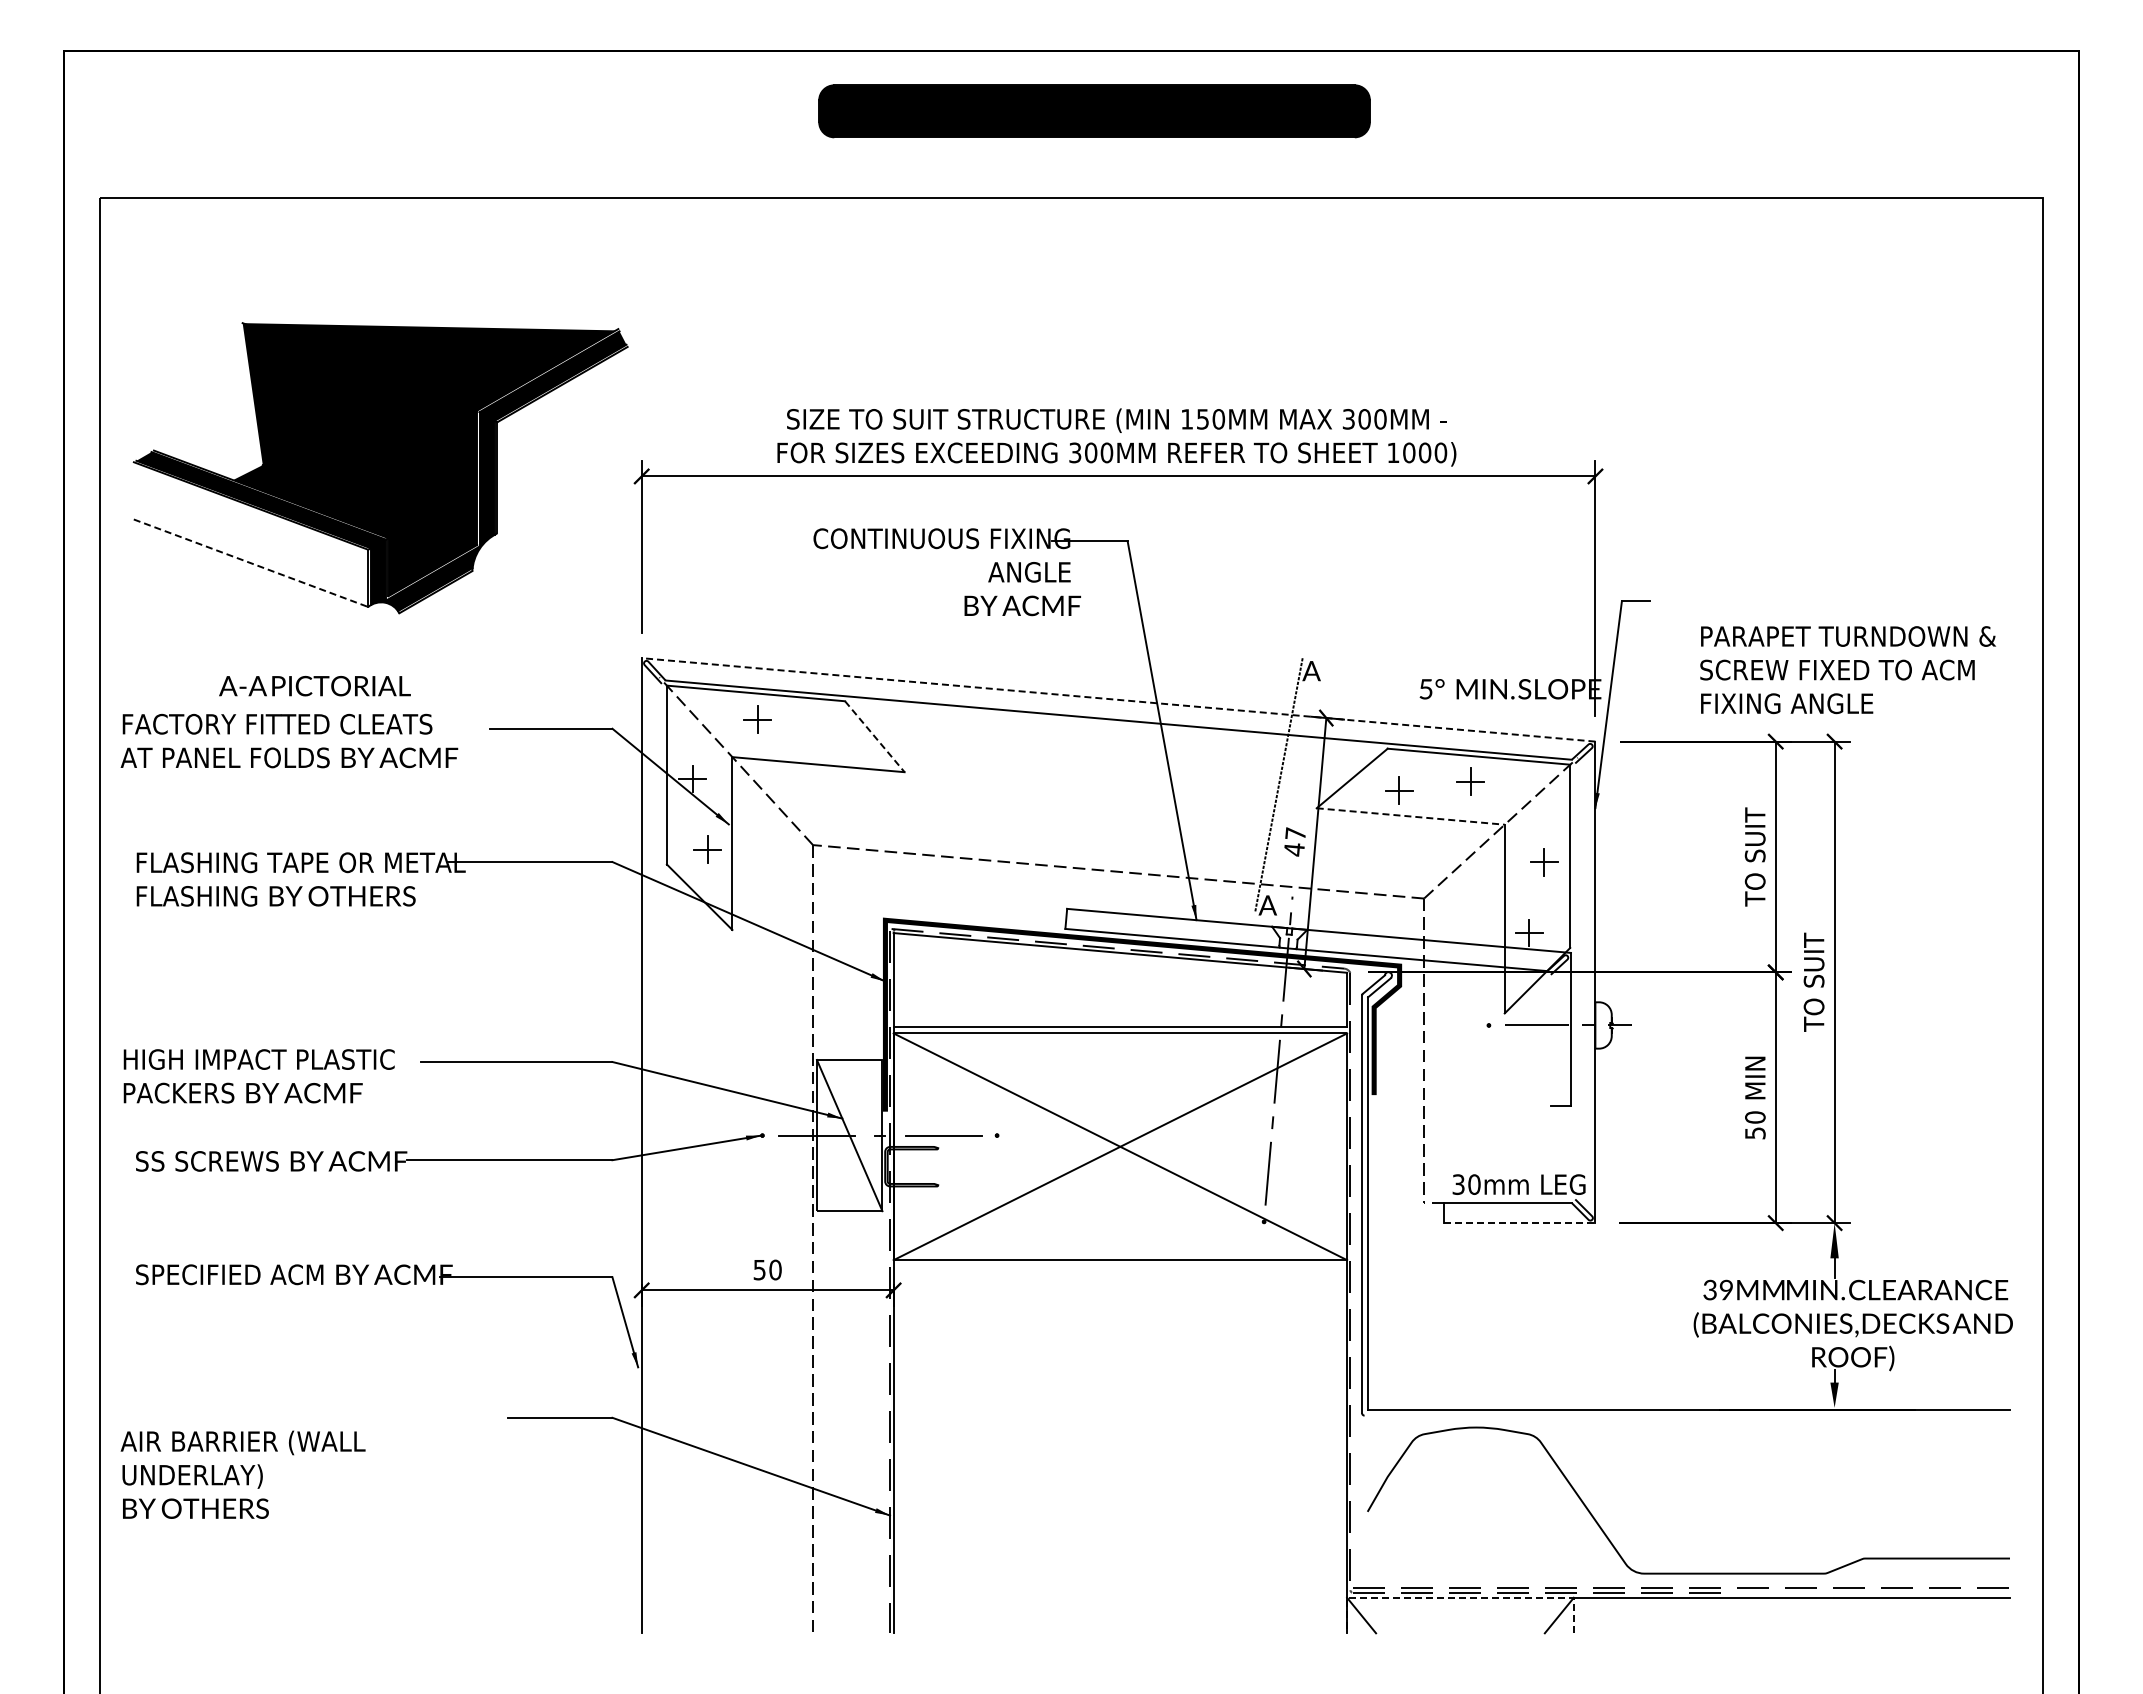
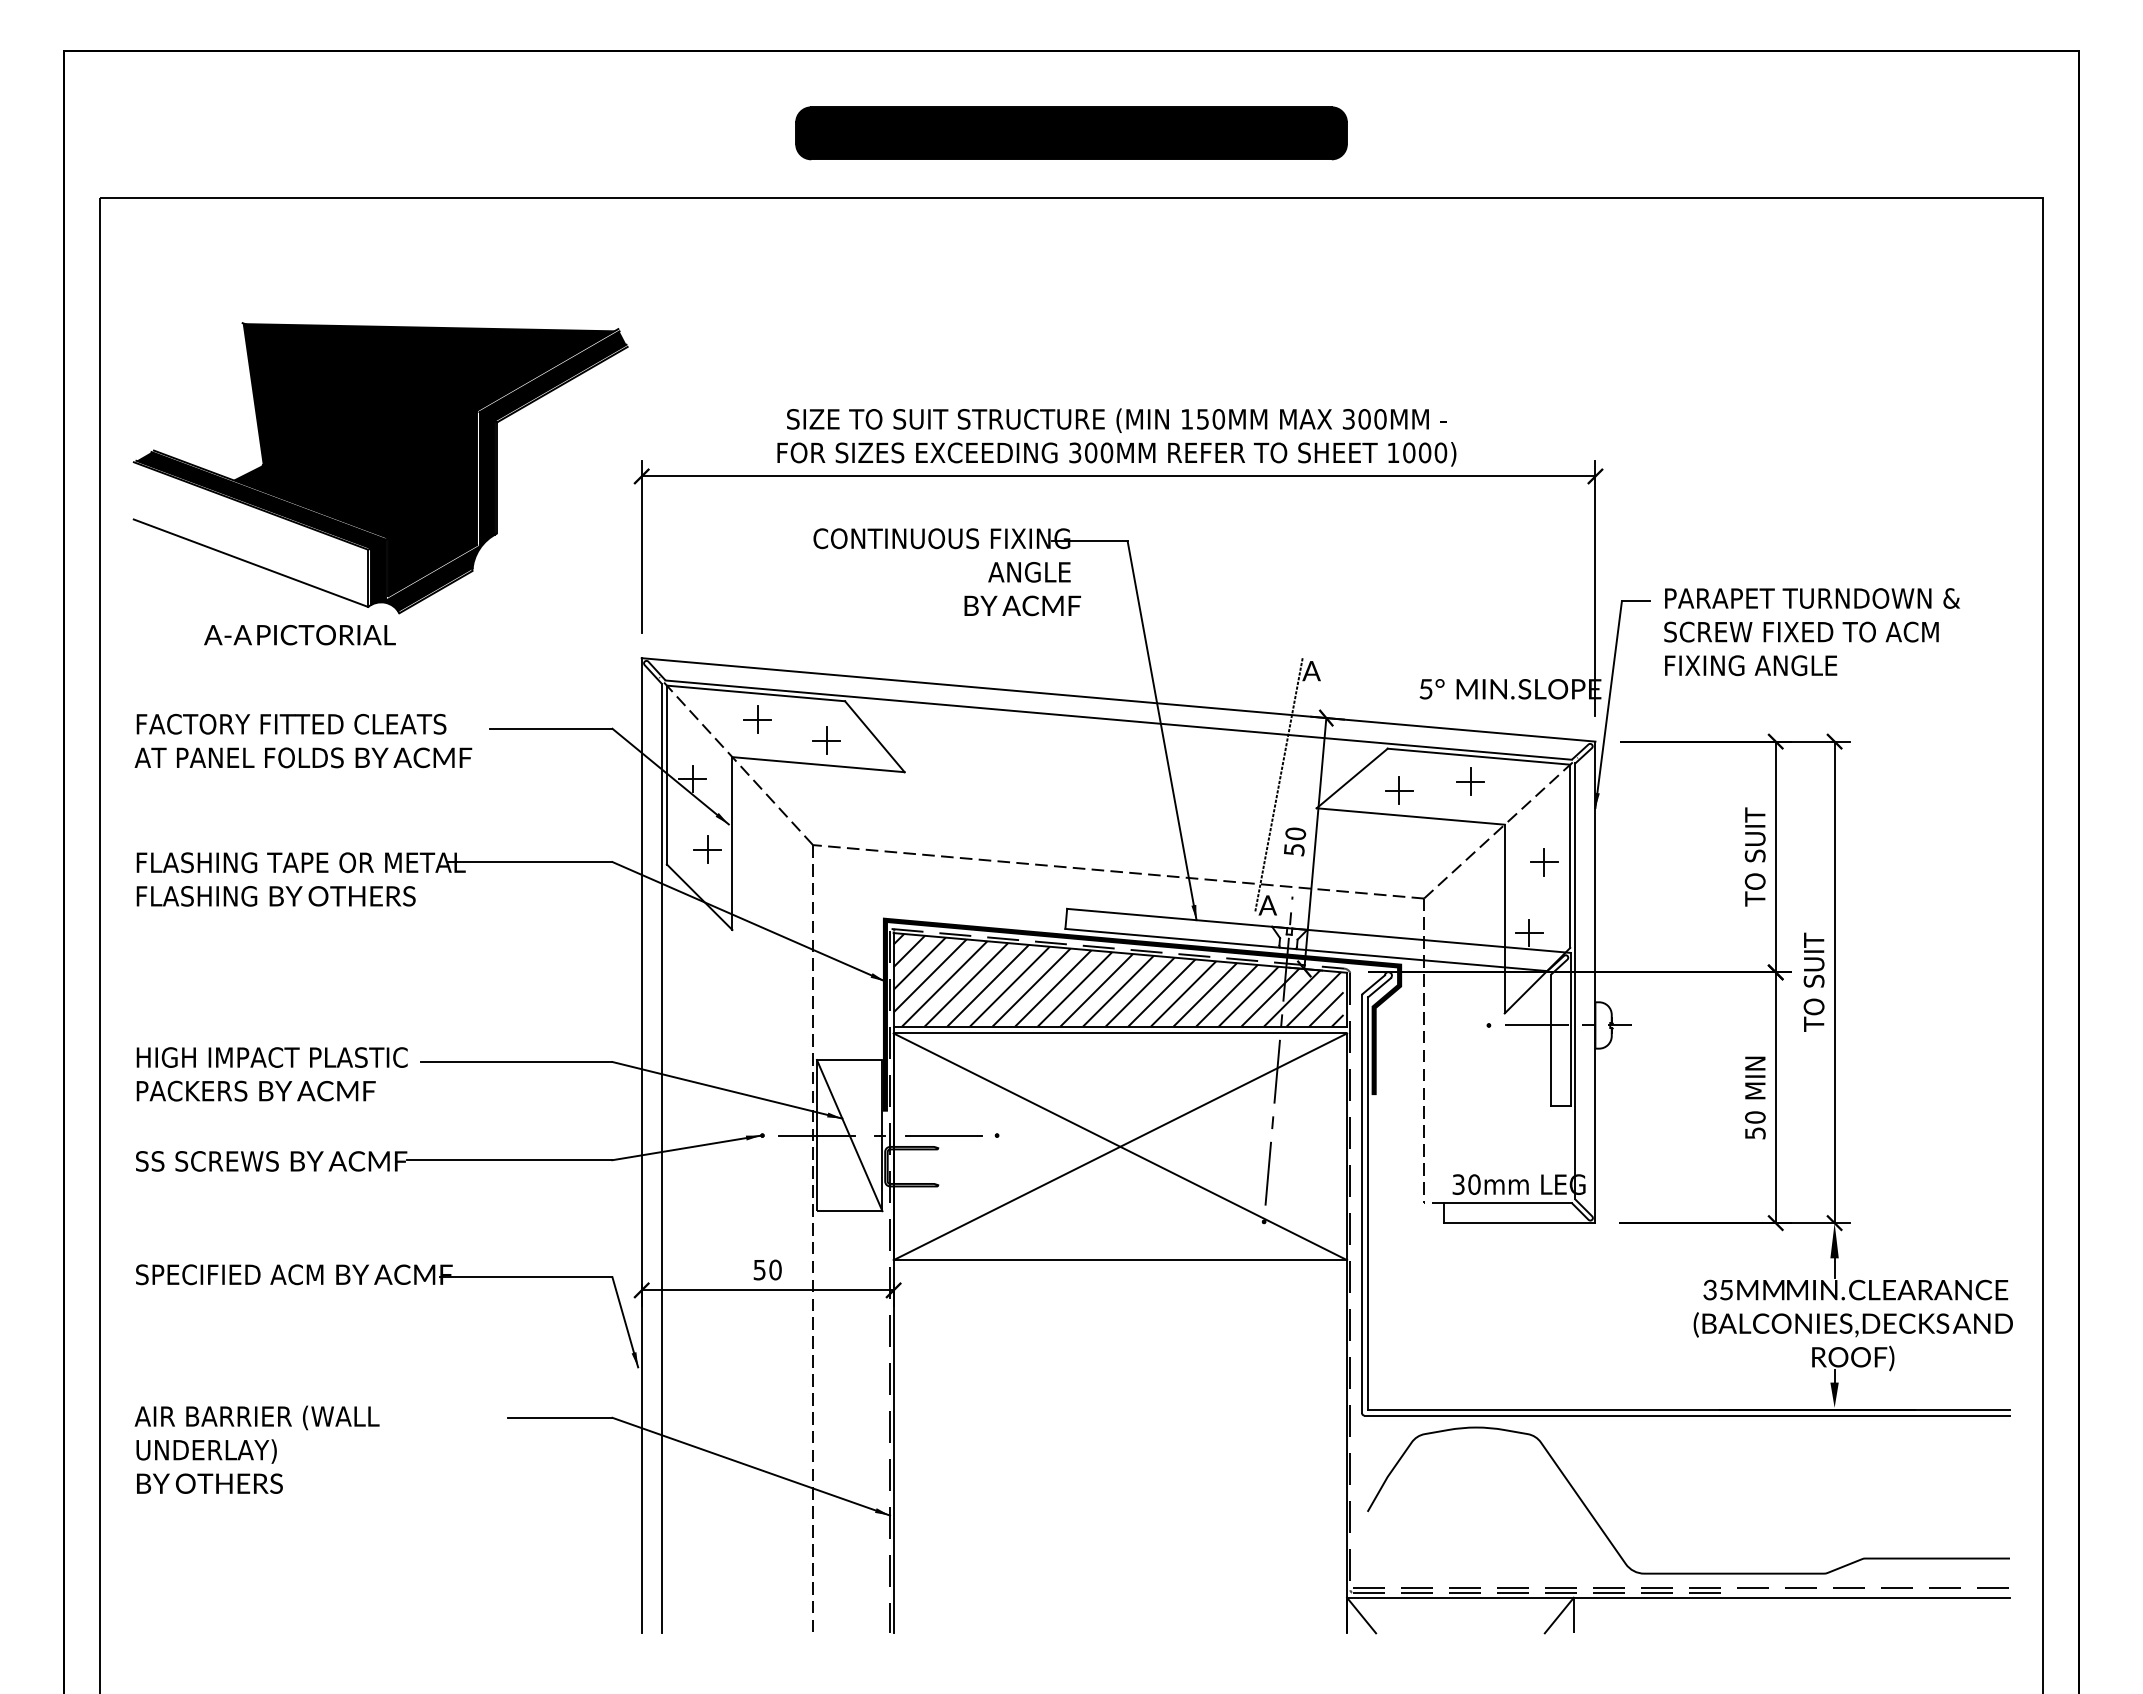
part position: (1094, 111) -> (1071, 133) (1071, 133)
line: dashed -> solid (251, 563)
text position: (1847, 670) -> (1811, 632) (1811, 632)
text position: (314, 685) -> (299, 634) (299, 634)
line: dashed -> solid (1118, 699)
line: dashed -> solid (875, 737)
text position: (289, 740) -> (303, 740) (303, 740)
part: none -> present (826, 740)
line: dashed -> solid (1411, 816)
text: 47 -> 50 (1295, 841)
hatch: none -> present (1118, 980)
line: none -> present (1575, 981)
line: none -> present (1550, 1039)
text position: (258, 1076) -> (271, 1074) (271, 1074)
line: none -> present (661, 1158)
line: dashed -> solid (1519, 1223)
text: 39MM -> 35MM (1725, 1289)
line: none -> present (1686, 1415)
text position: (242, 1474) -> (256, 1449) (256, 1449)
line: dashed -> solid (1459, 1597)
